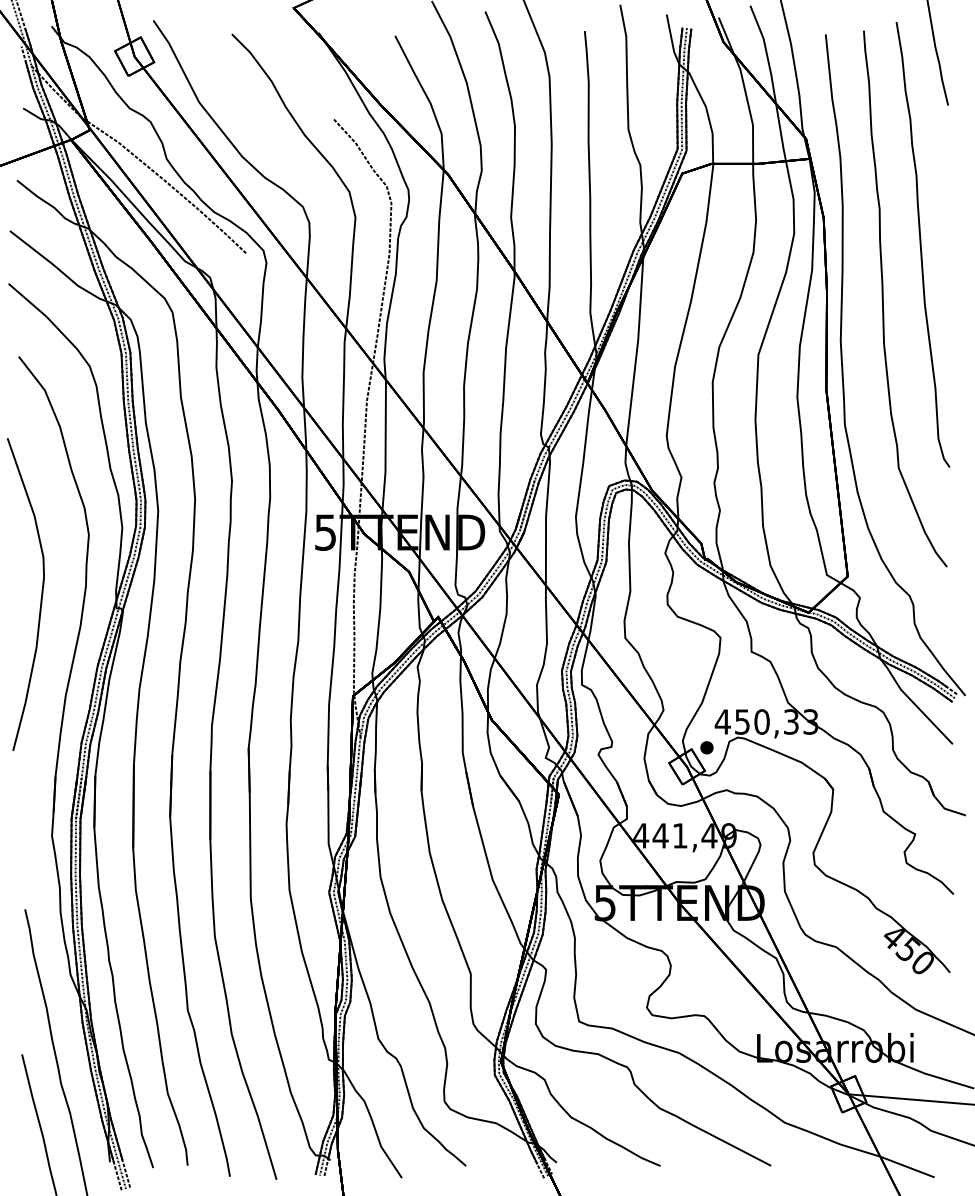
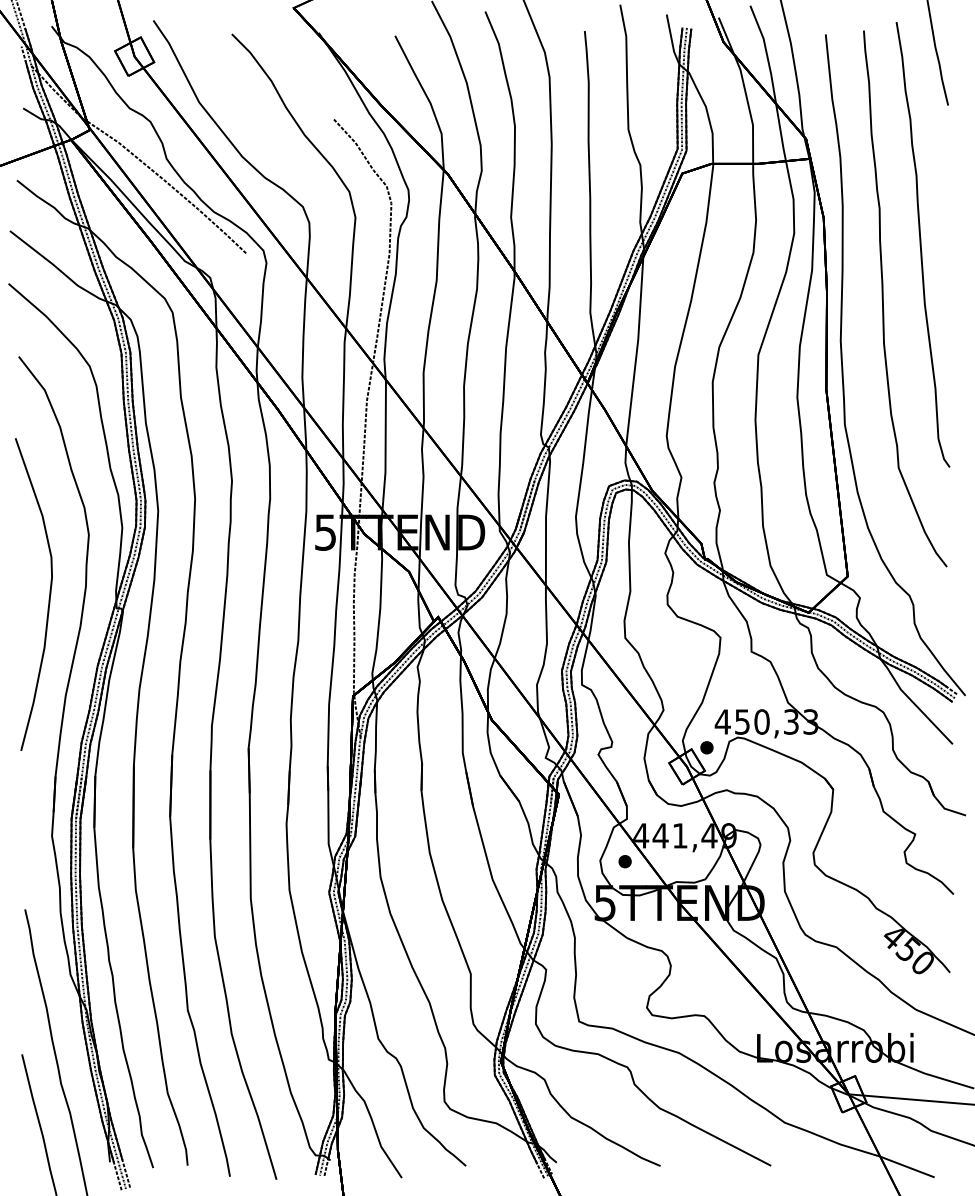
curve position: (40, 598) -> (48, 598) (48, 598)
part: none -> present (624, 861)
